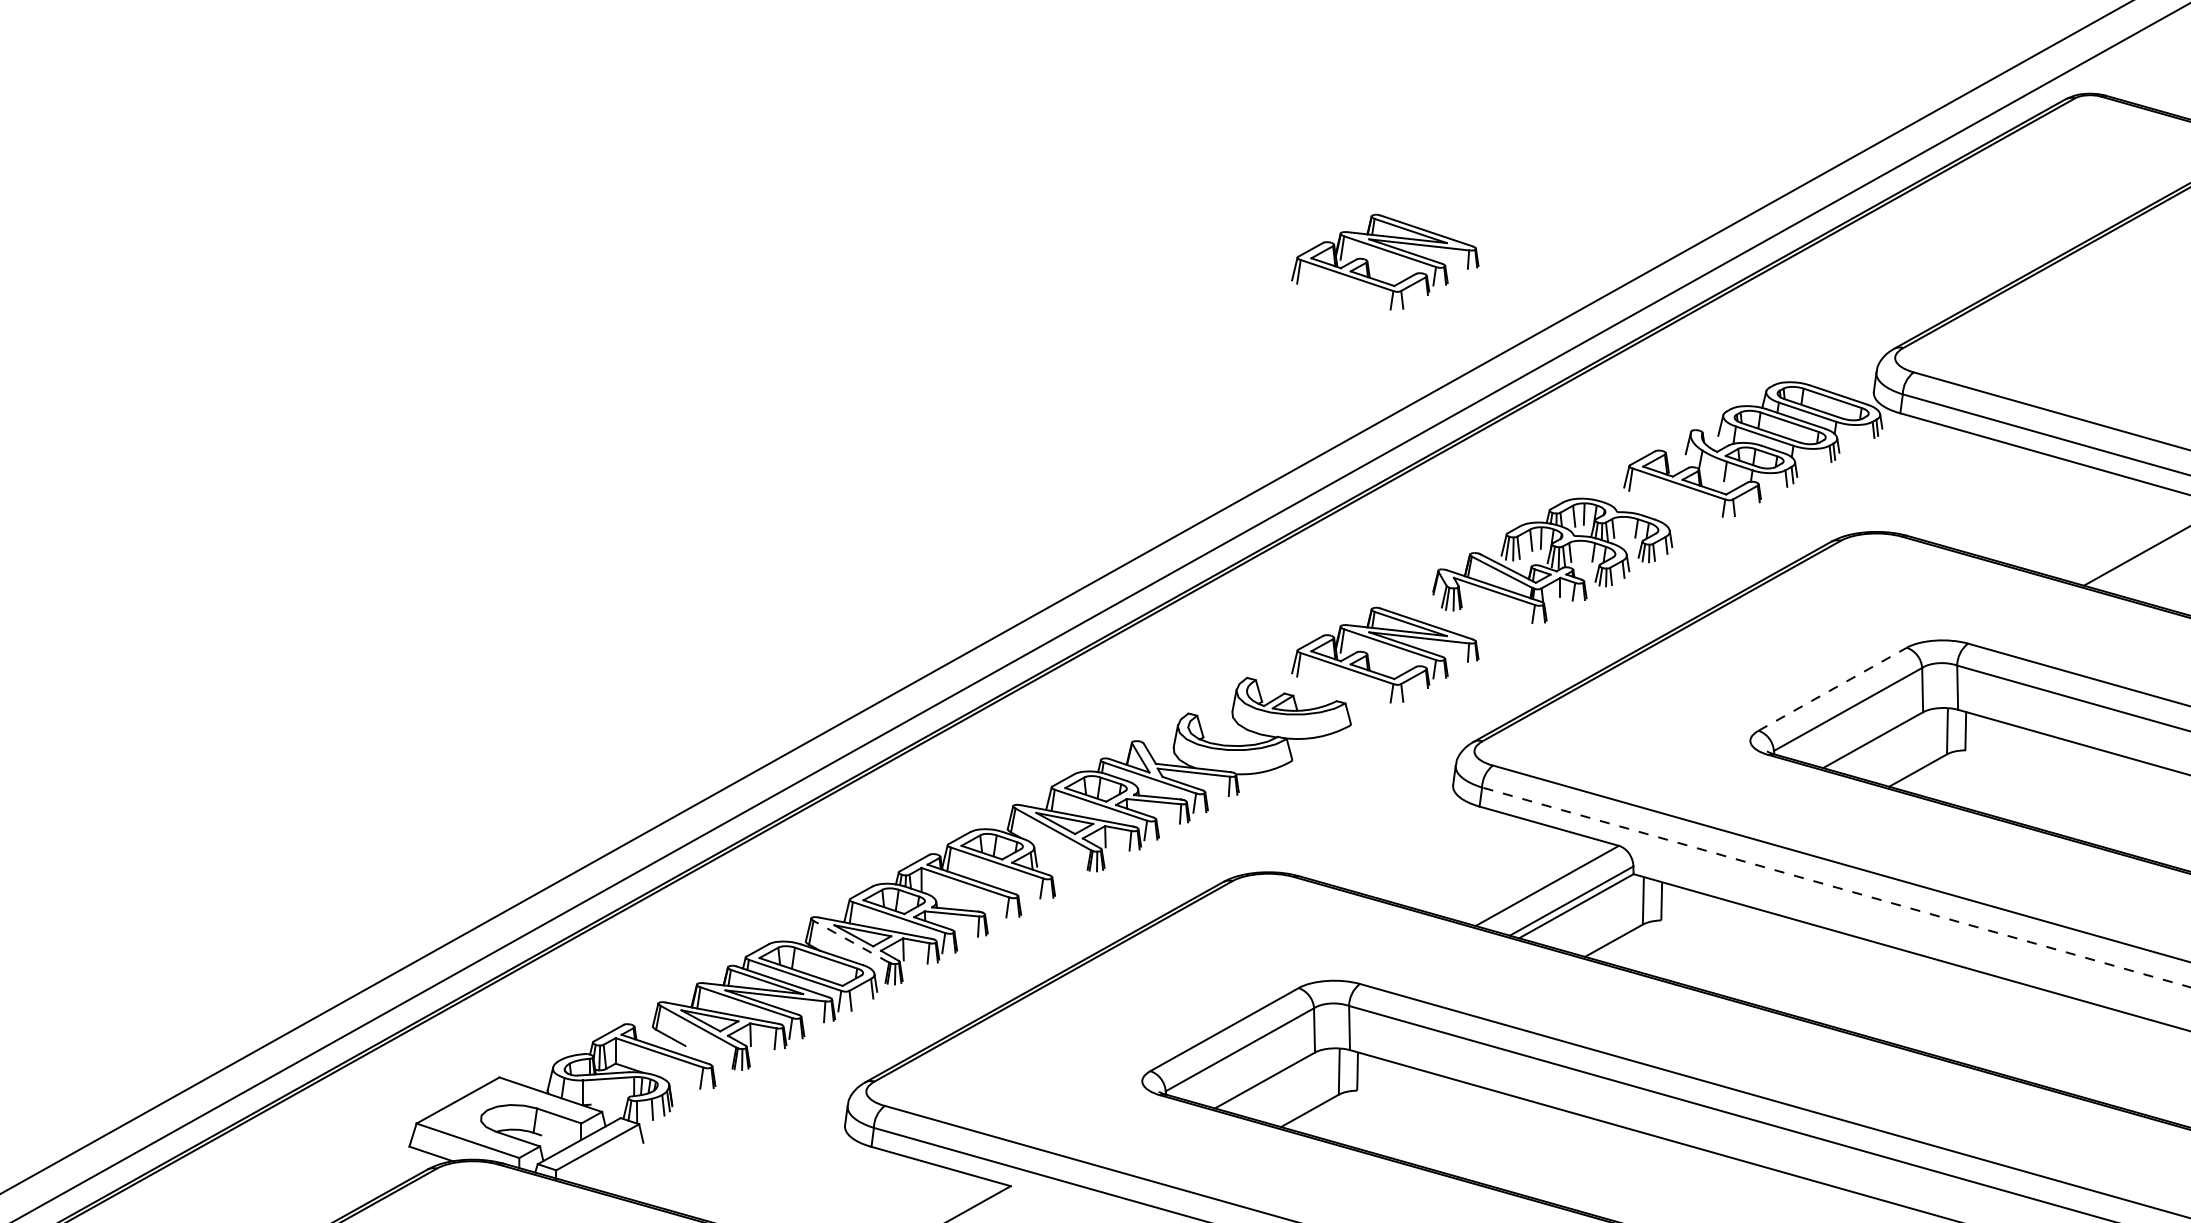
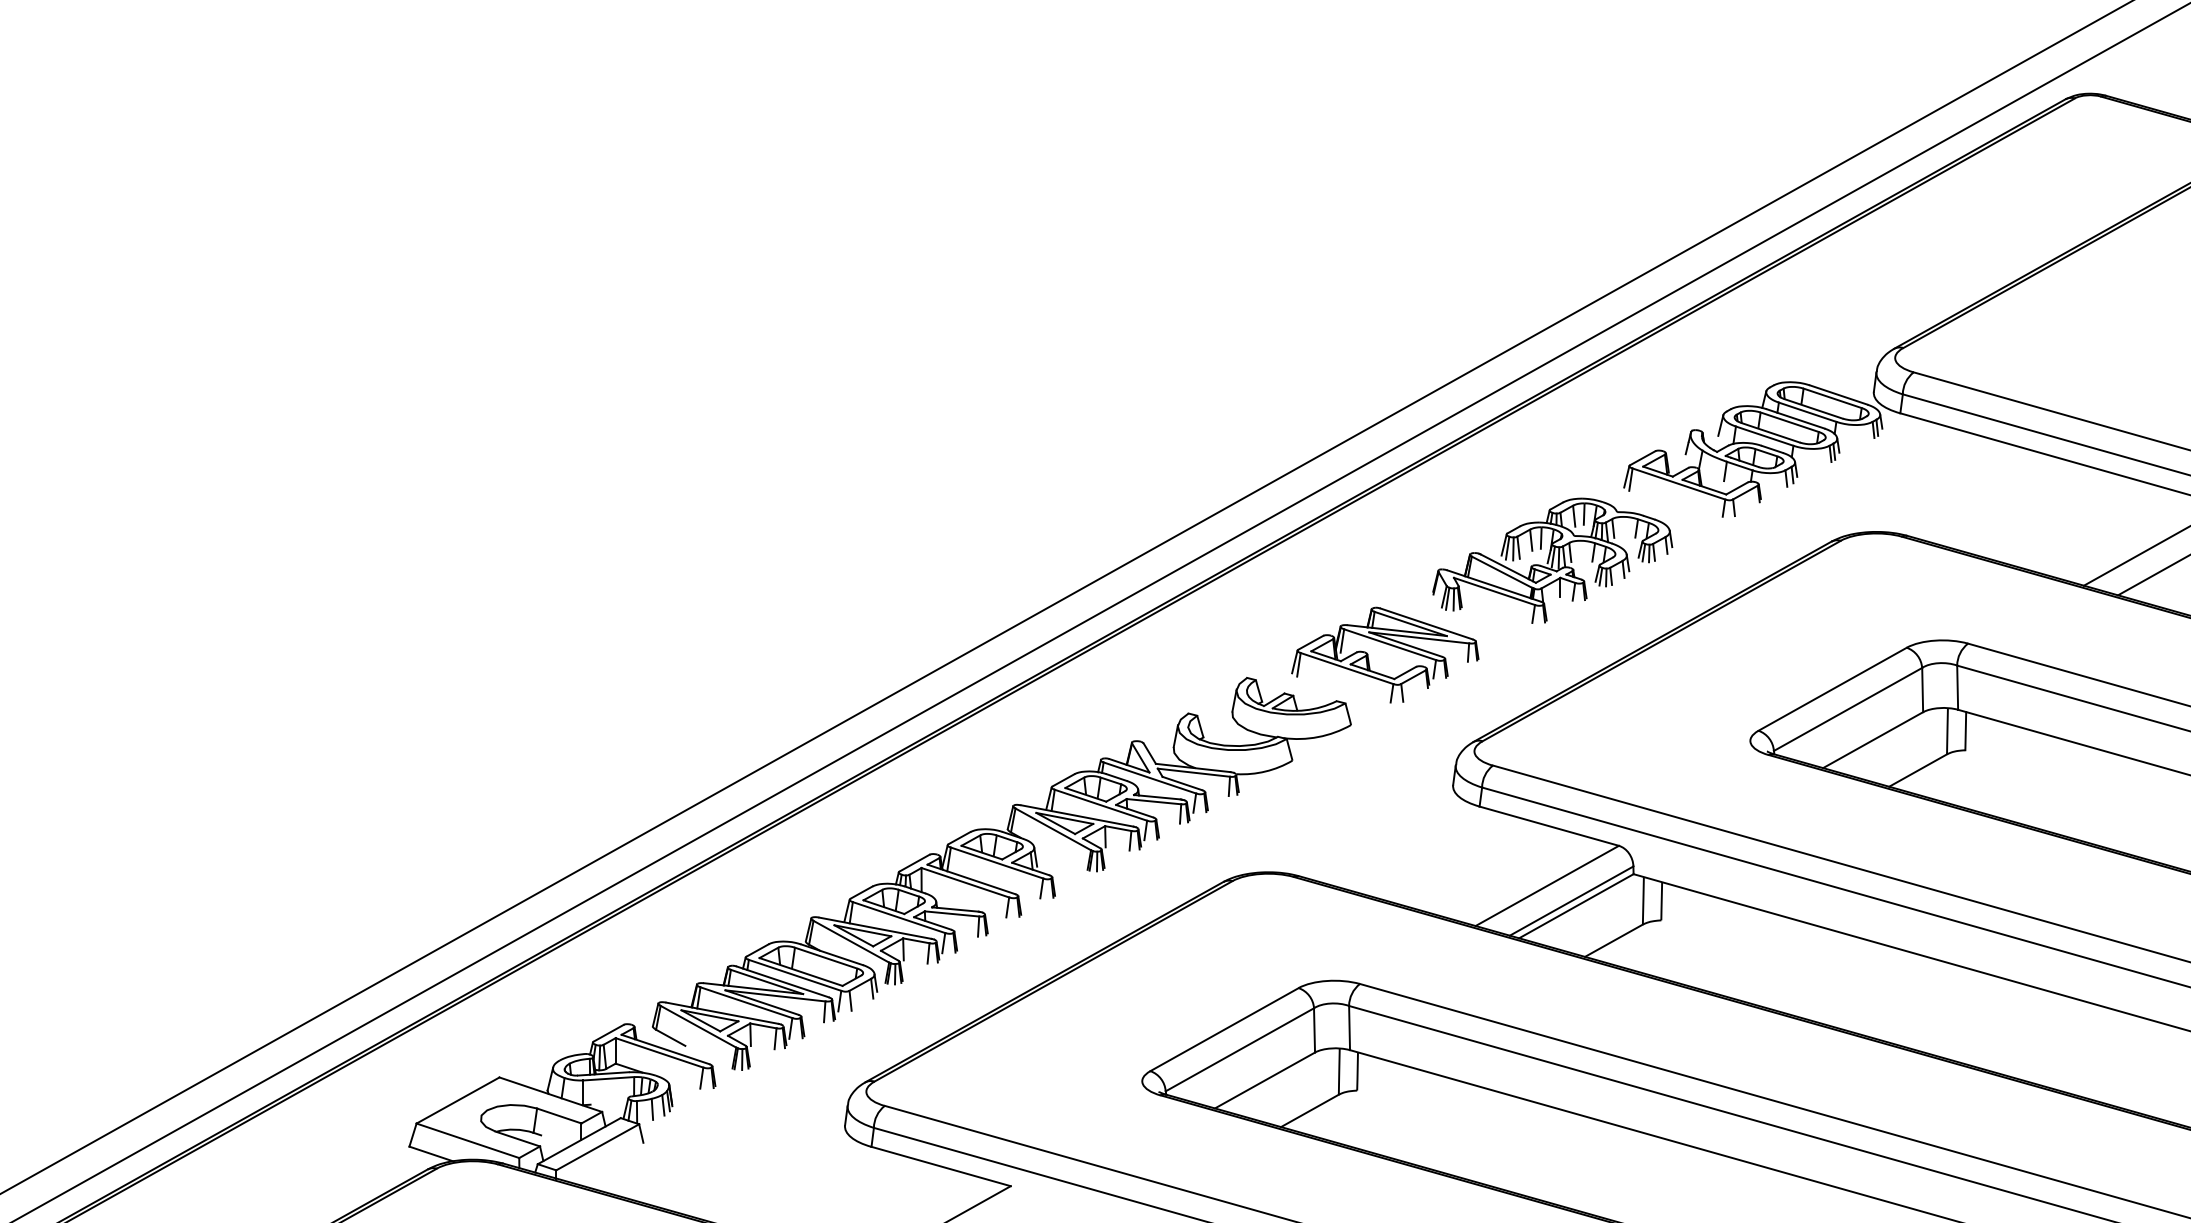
part: present -> none (1388, 252)
line: none -> present (2152, 575)
line: dashed -> solid (1832, 689)
line: dashed -> solid (1836, 887)
line: dashed -> solid (850, 941)
